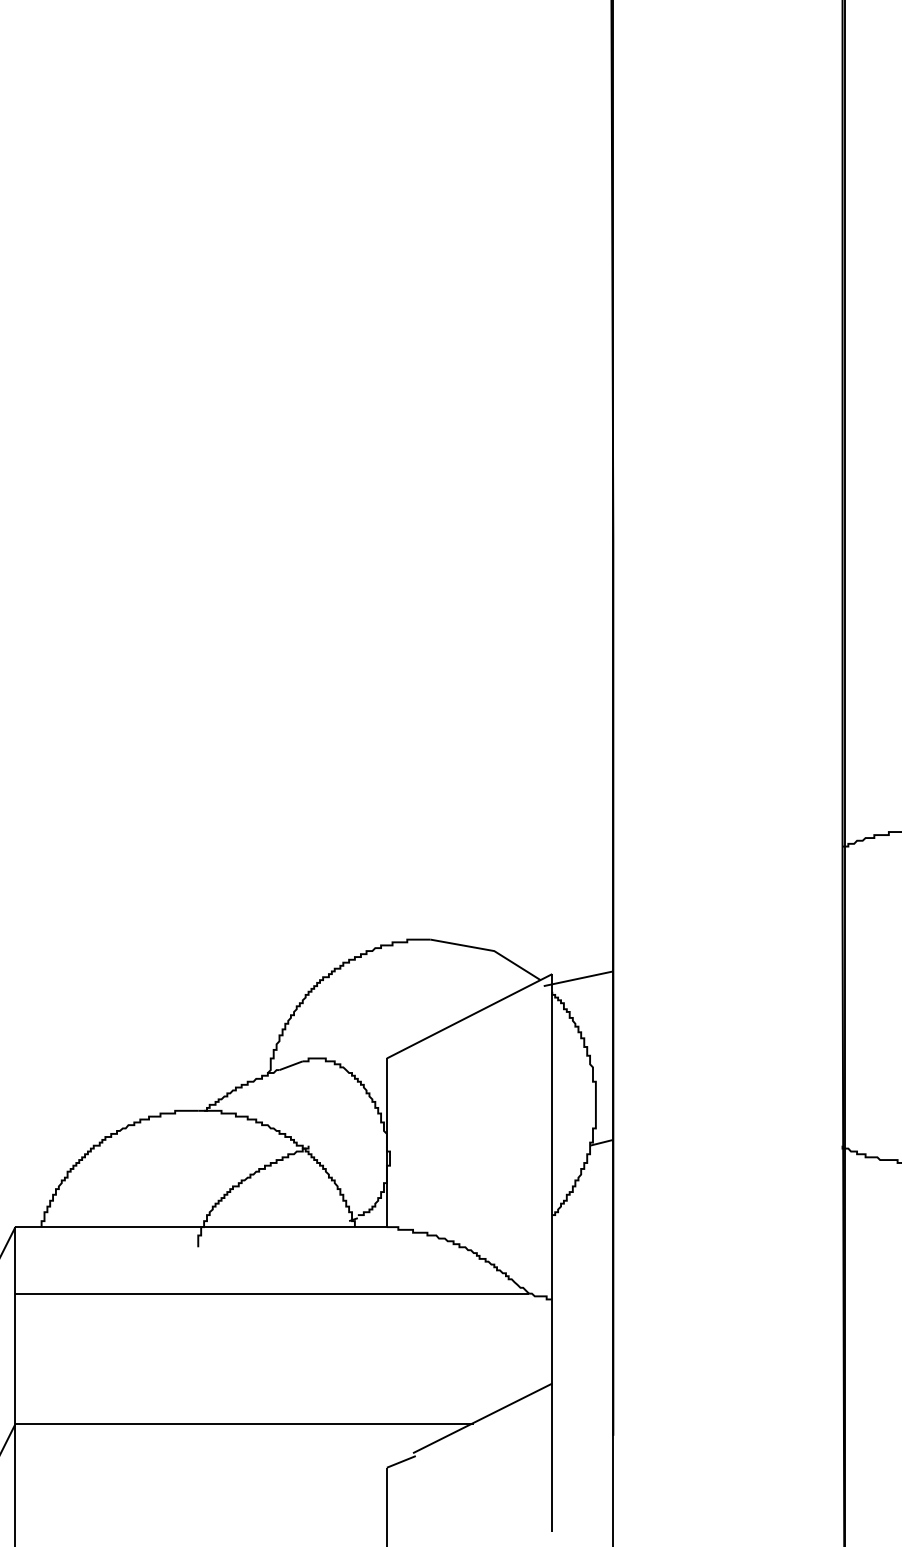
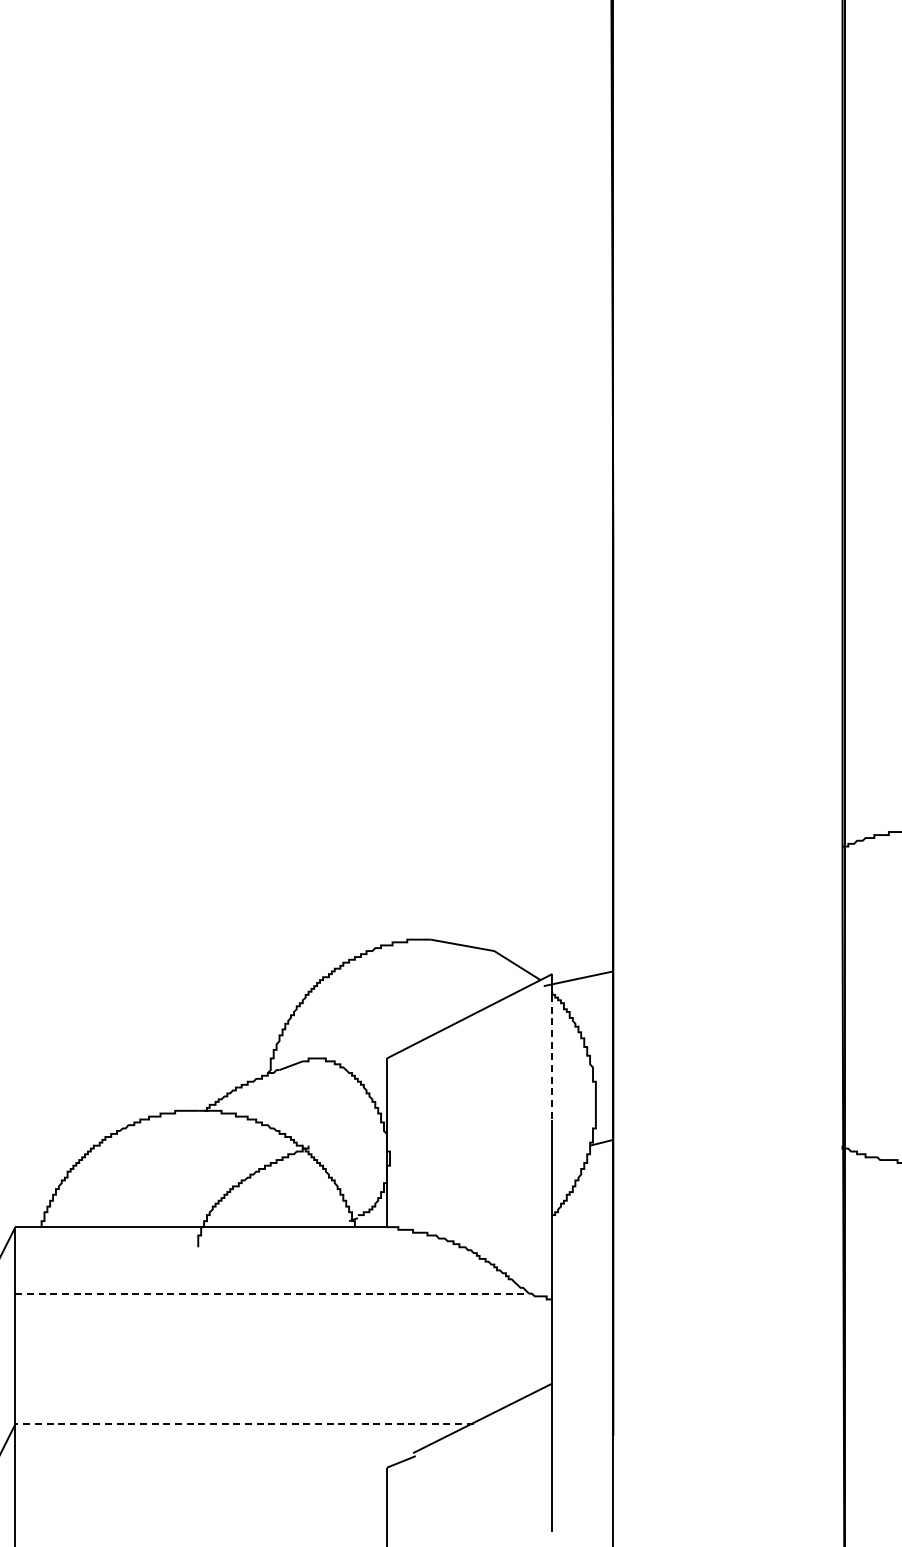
line: solid -> dashed (552, 1057)
line: solid -> dashed (272, 1293)
line: solid -> dashed (244, 1424)
